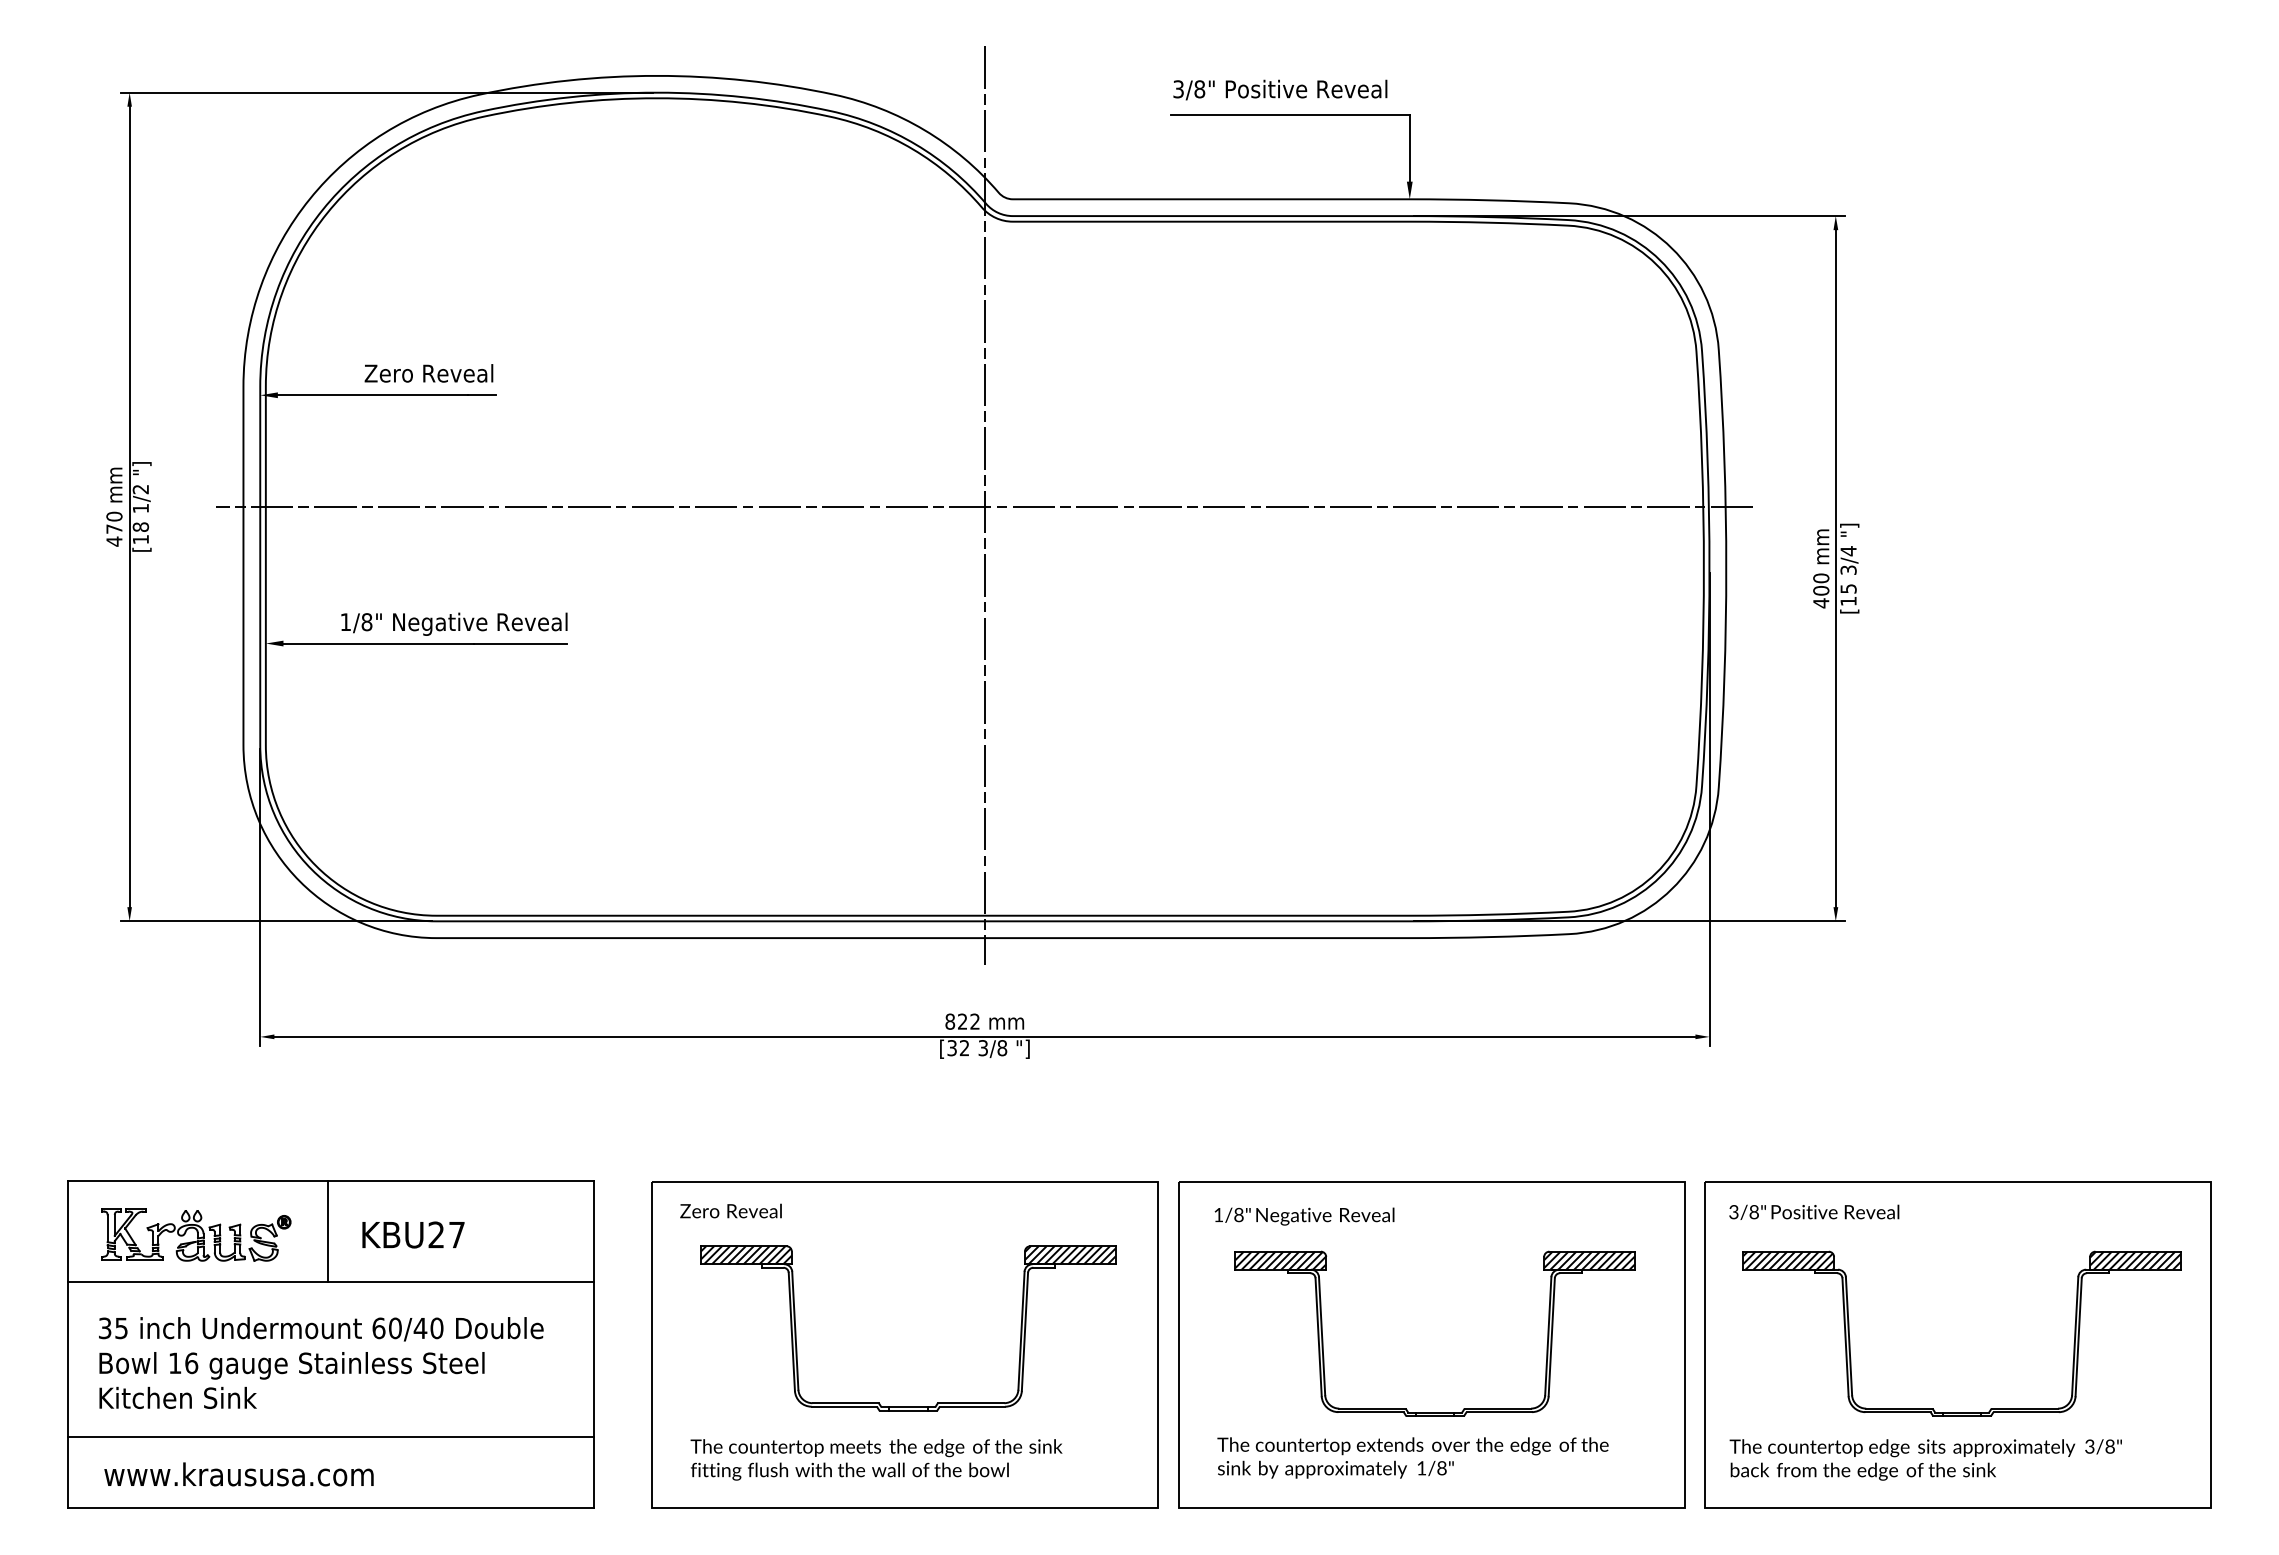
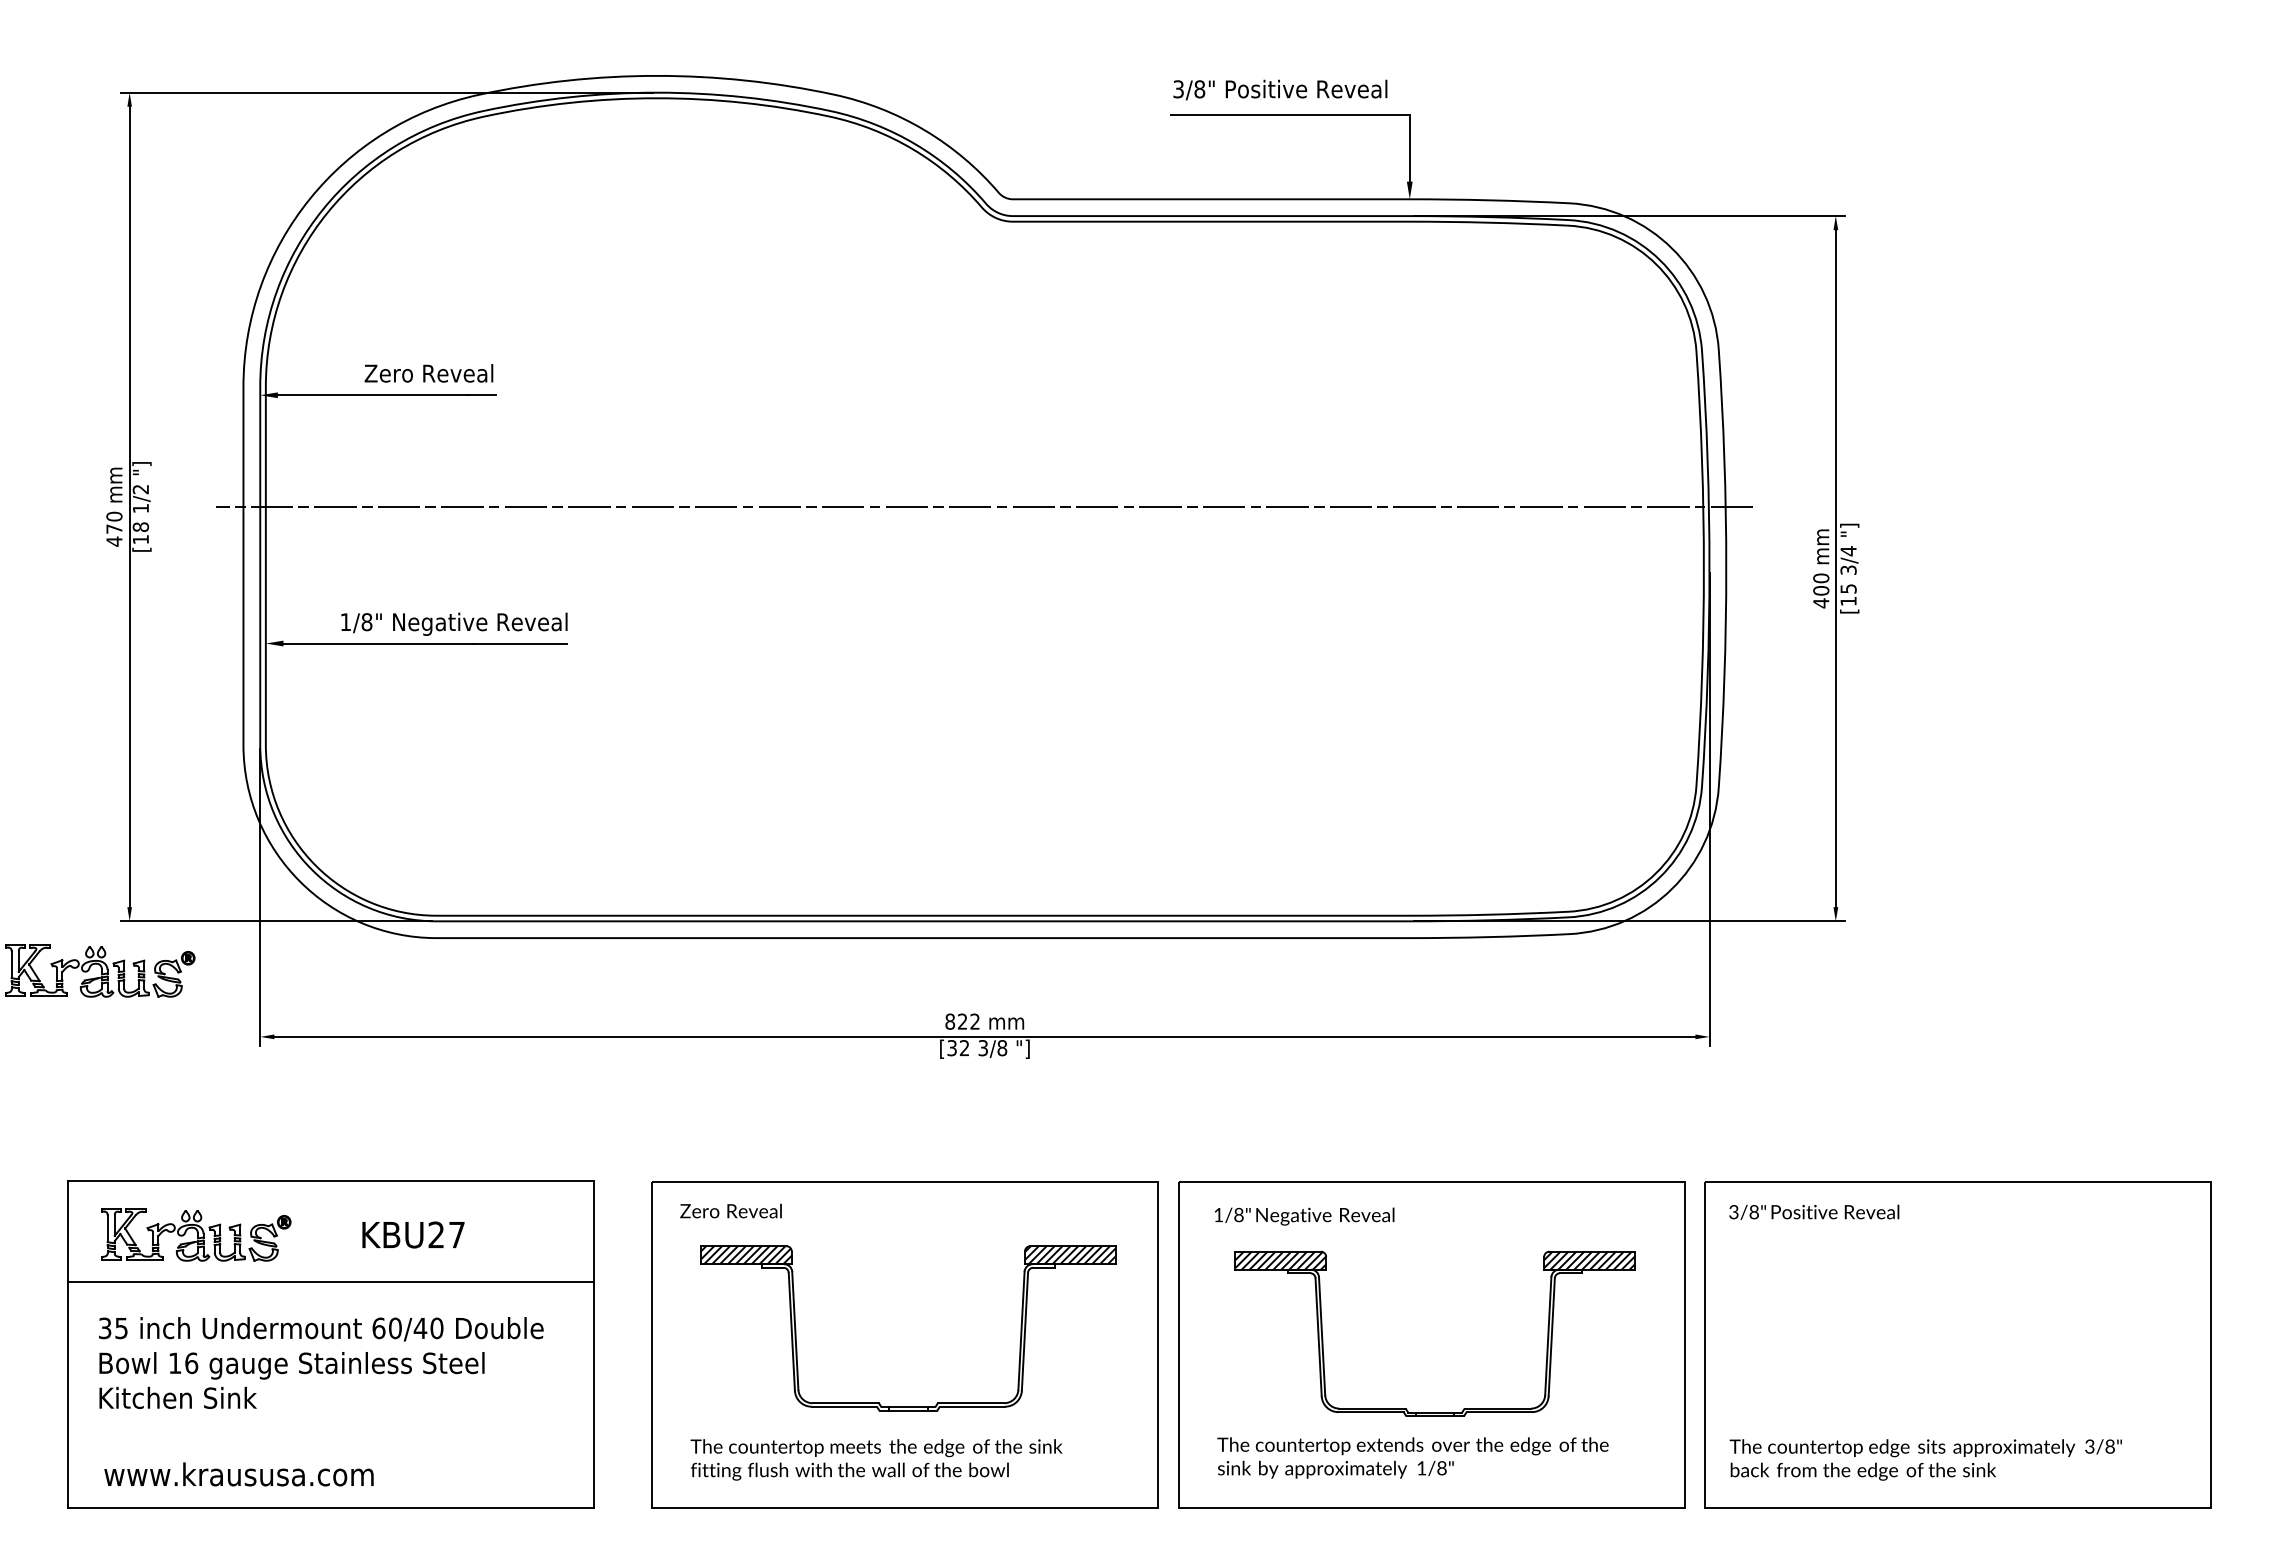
line: present -> none (984, 505)
part: none -> present (100, 970)
line: present -> none (328, 1231)
part: present -> none (1961, 1412)
line: present -> none (331, 1437)
